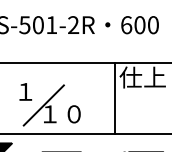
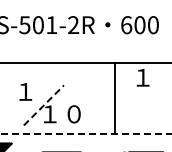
text: 仕上 -> １ (142, 77)
line: solid -> dashed (44, 105)
line: solid -> dashed (86, 133)
